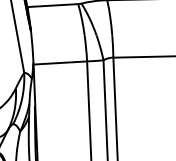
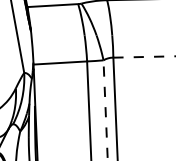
line: solid -> dashed (144, 57)
line: solid -> dashed (105, 110)
